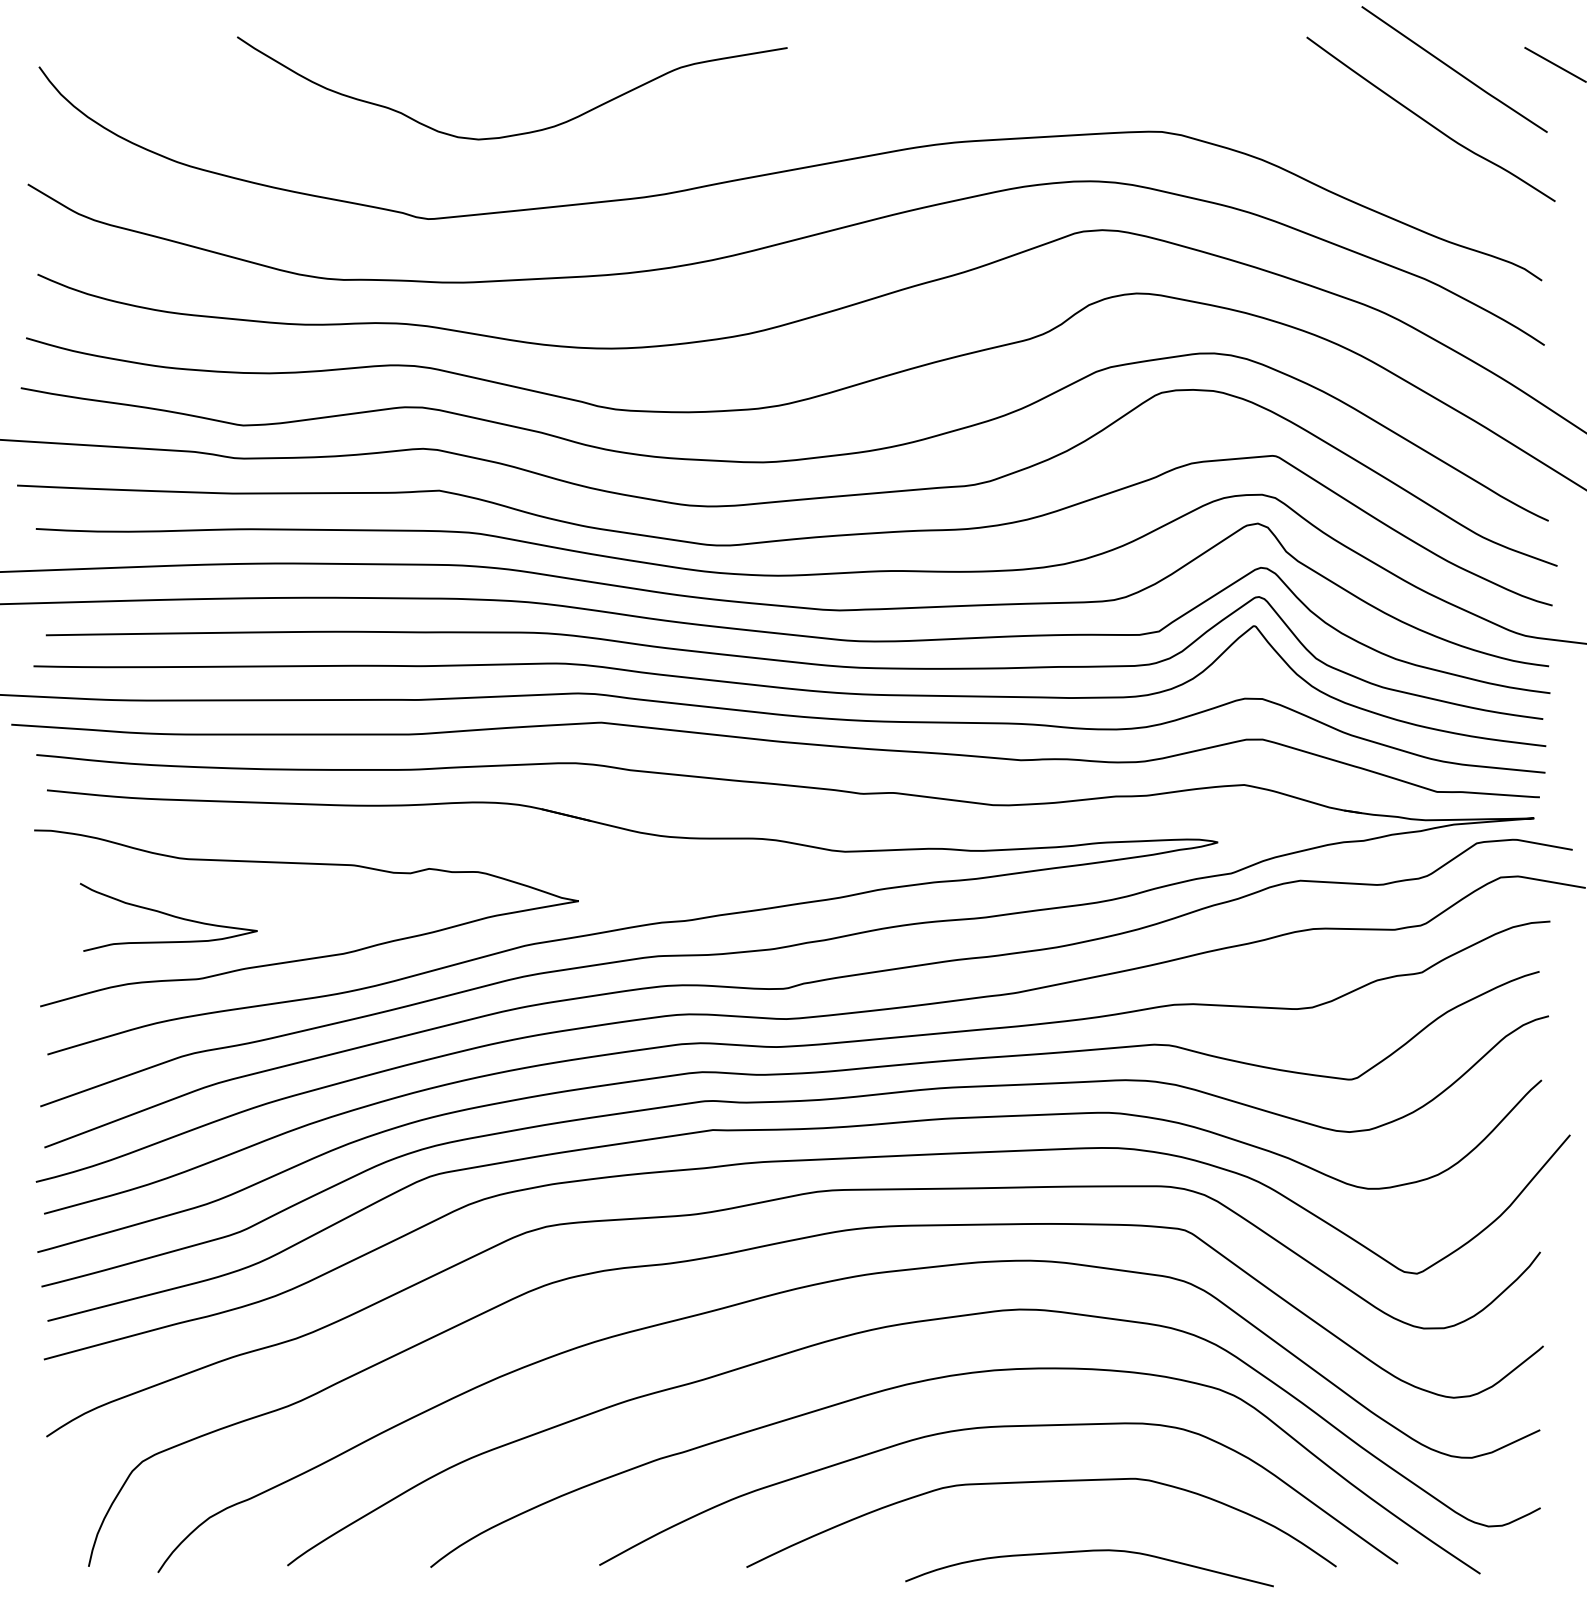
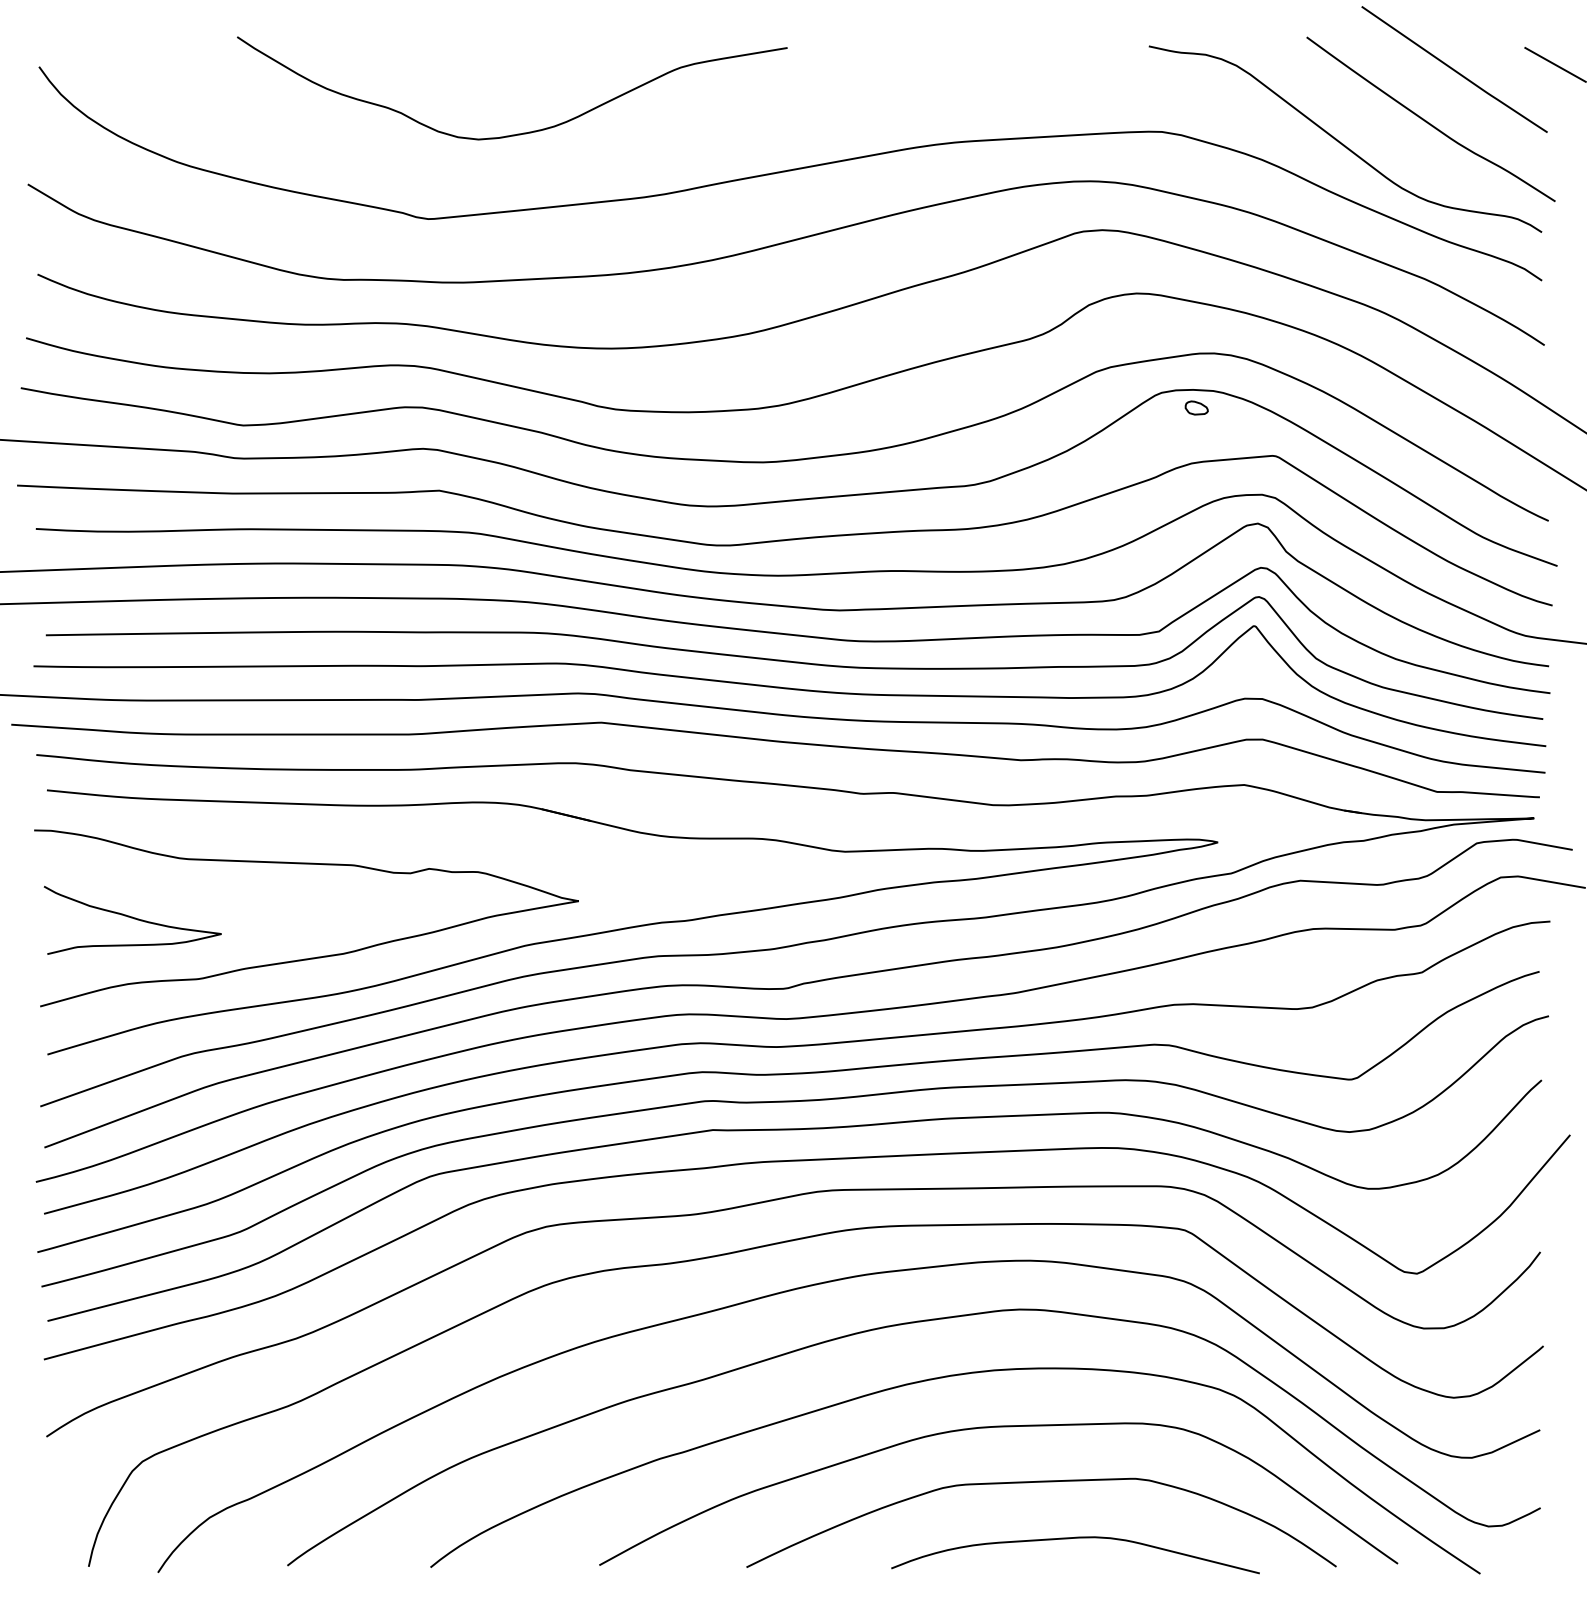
curve: none -> present (1341, 142)
part: none -> present (1196, 407)
curve position: (168, 915) -> (132, 918) (132, 918)
curve position: (1089, 1551) -> (1075, 1538) (1075, 1538)
